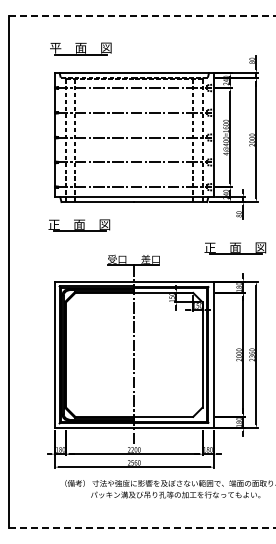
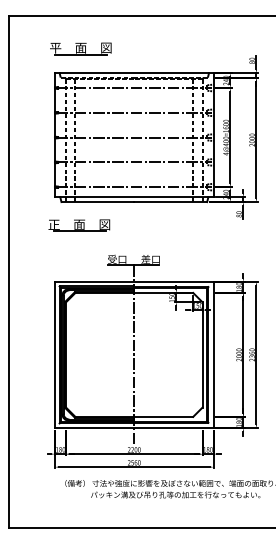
line: dashed -> solid (142, 16)
part: present -> none (235, 248)
line: dashed -> solid (142, 527)
